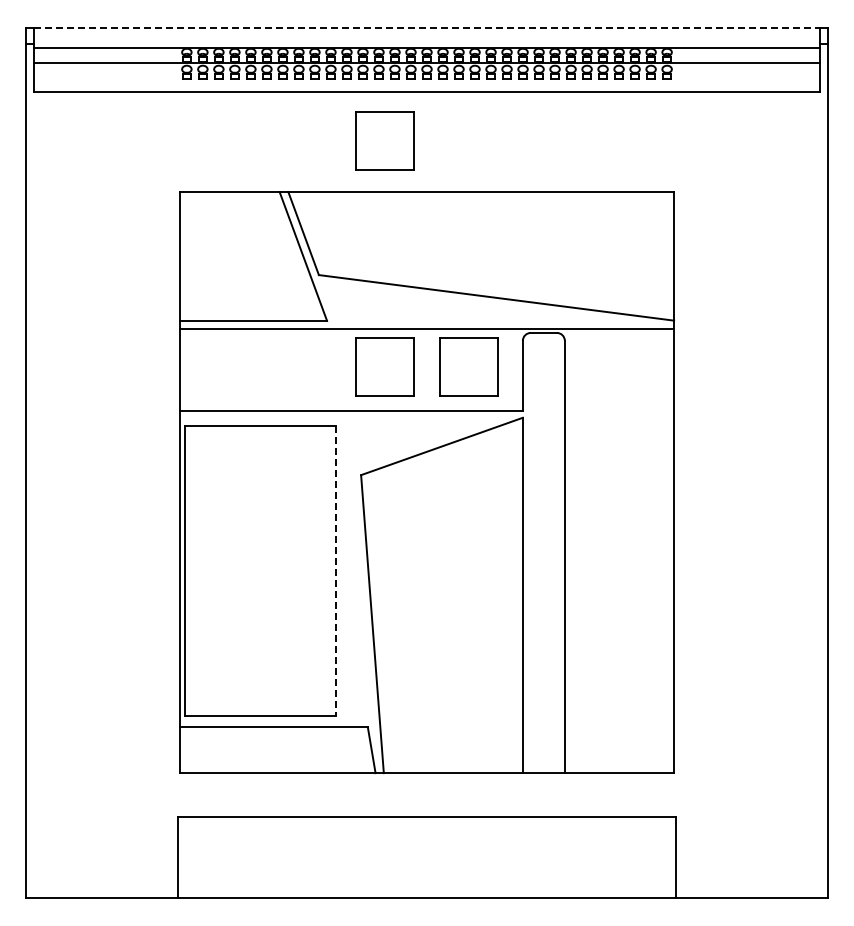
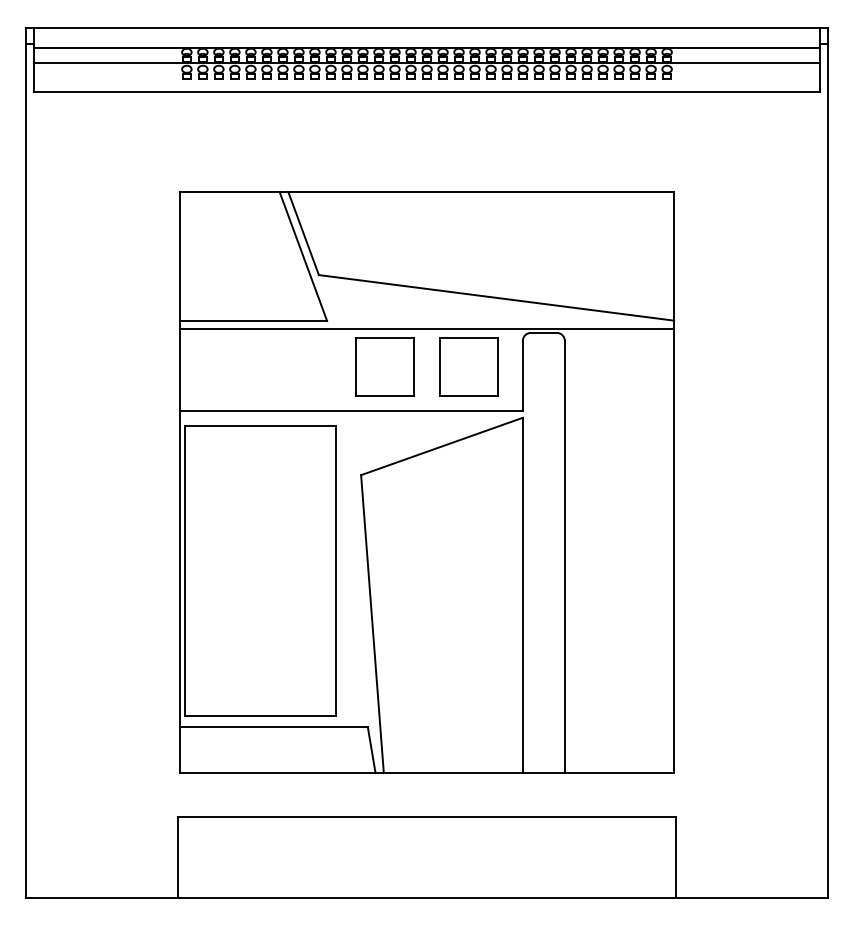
line: dashed -> solid (427, 27)
part: present -> none (384, 140)
line: dashed -> solid (335, 571)
